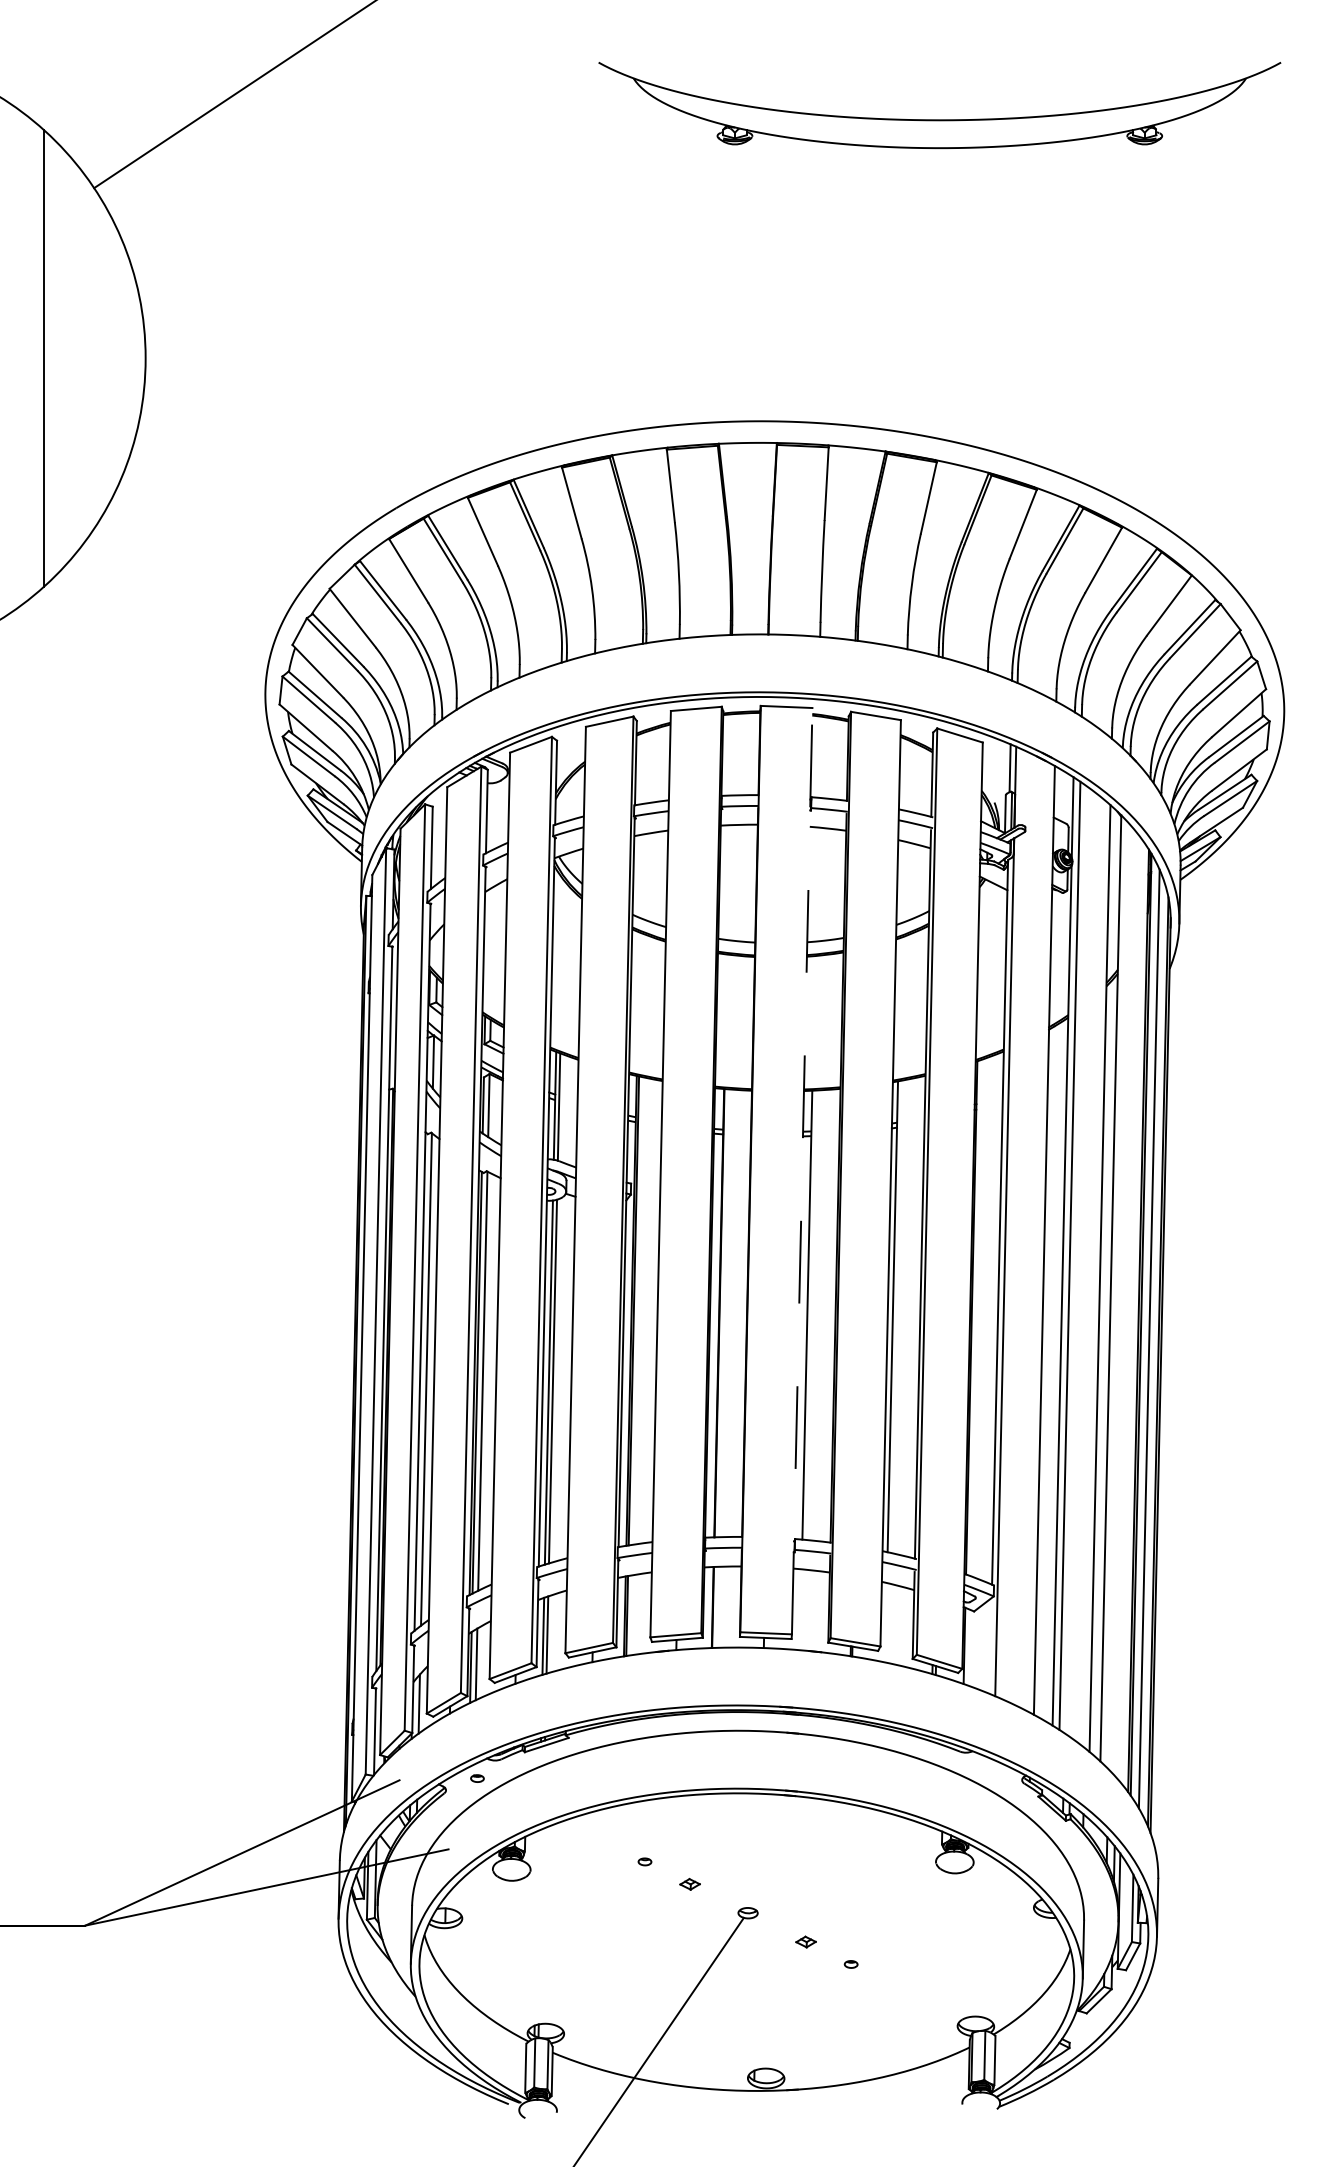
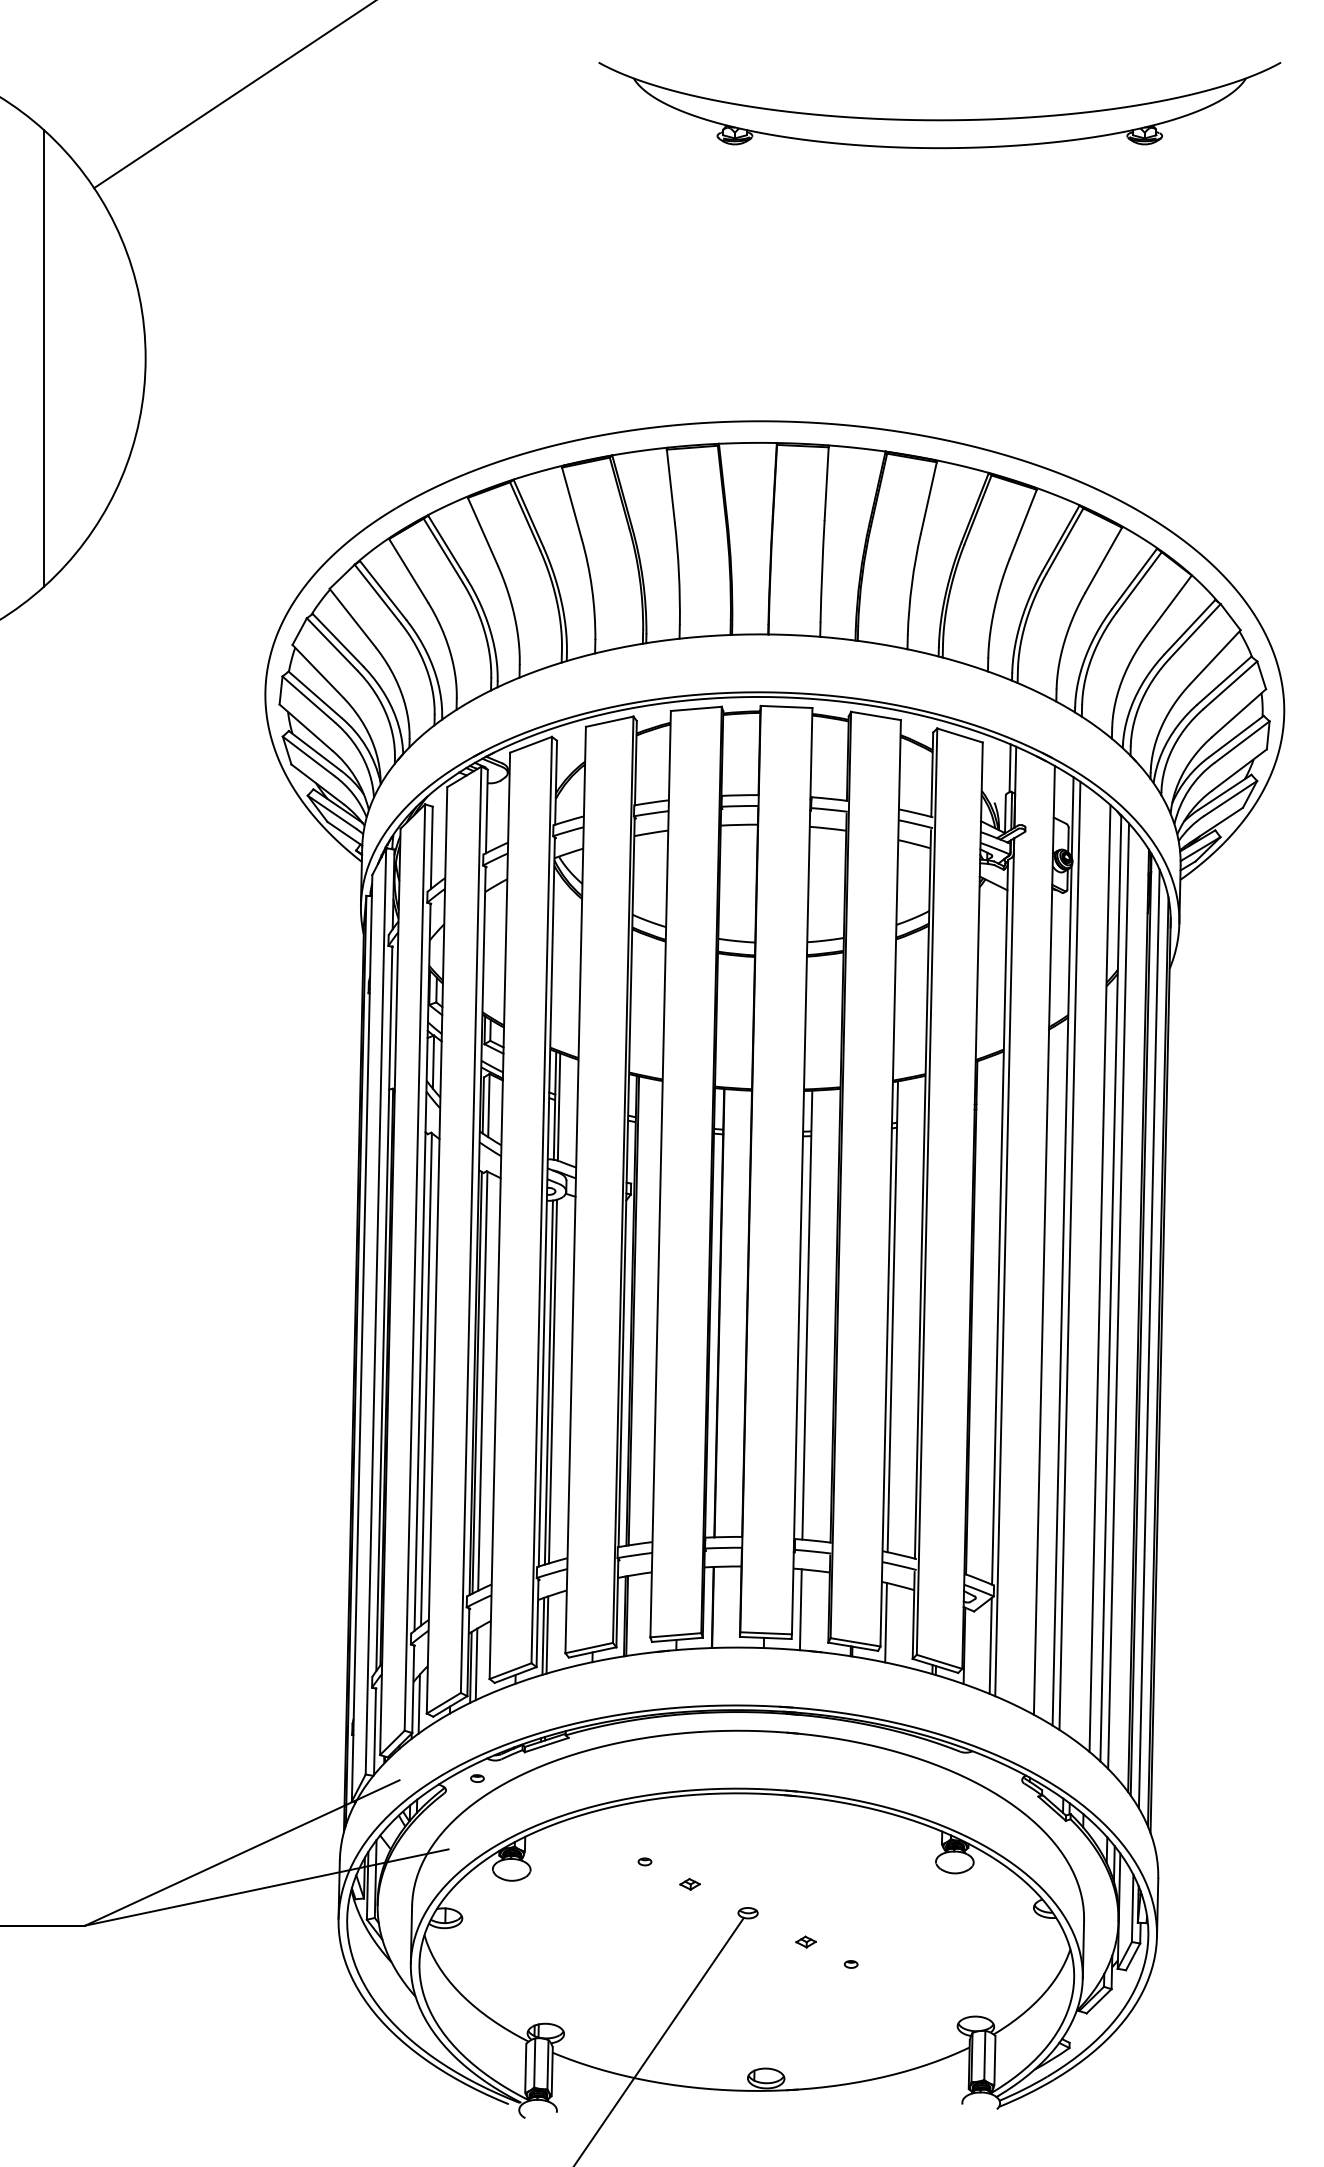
line: dashed -> solid (802, 1170)
line: none -> present (1118, 1295)
line: none -> present (800, 1609)
line: none -> present (885, 1622)
line: none -> present (990, 1645)
